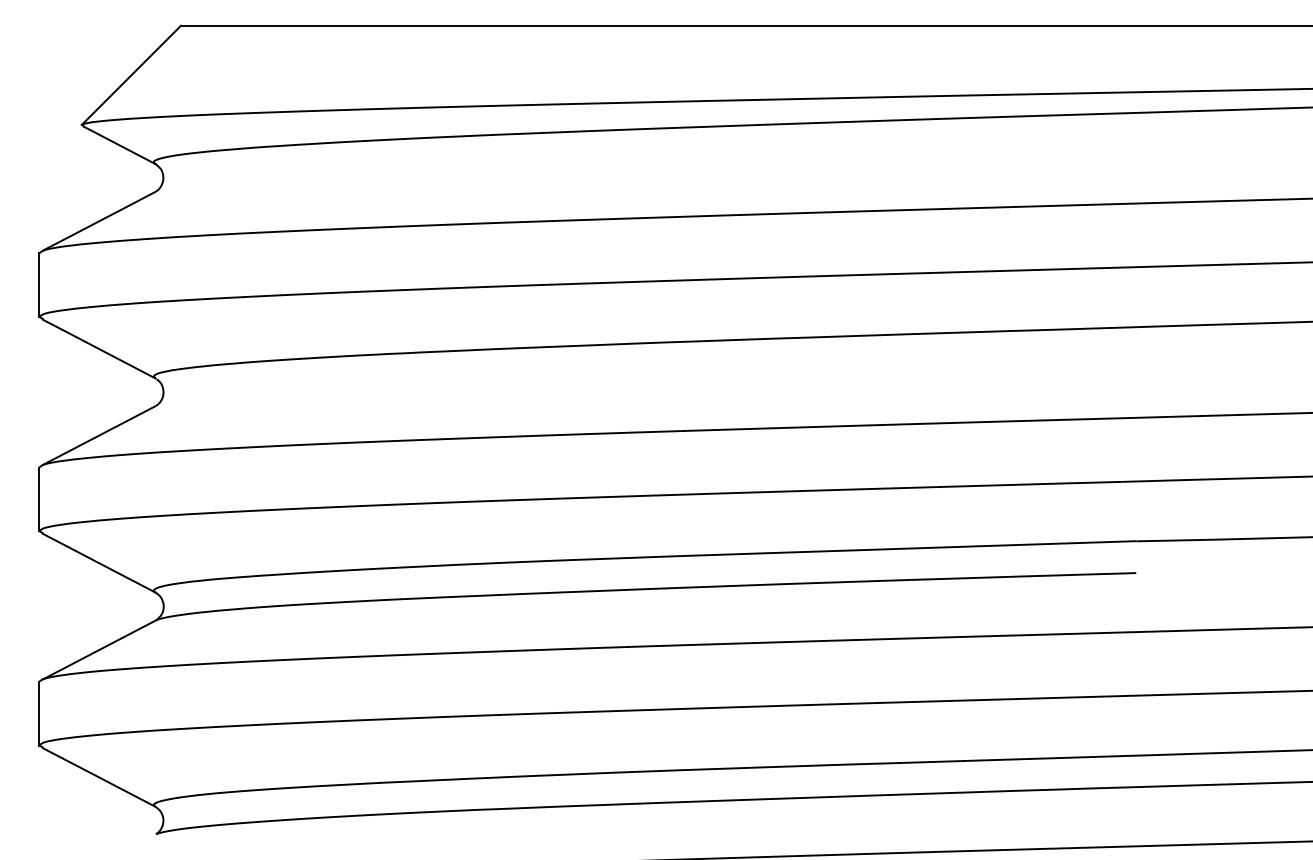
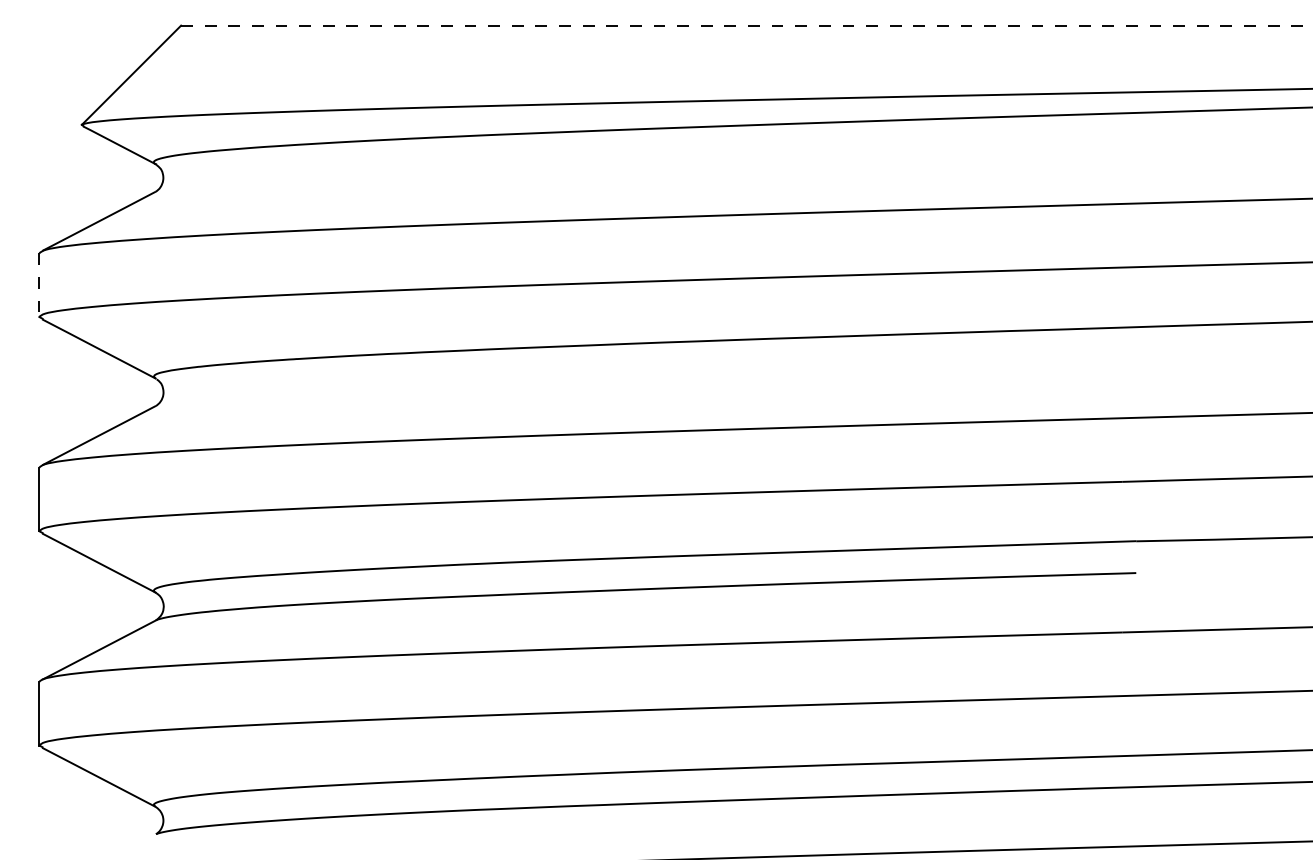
line: solid -> dashed (747, 25)
line: solid -> dashed (39, 285)
